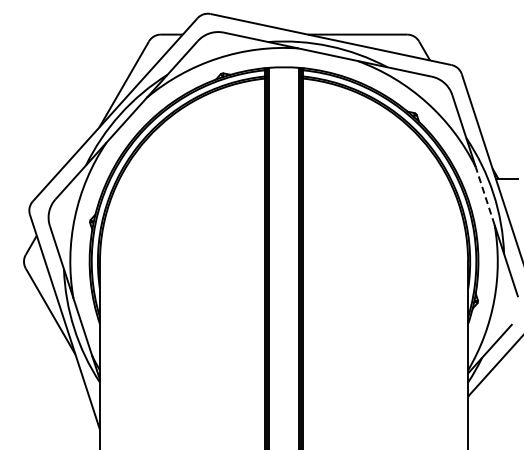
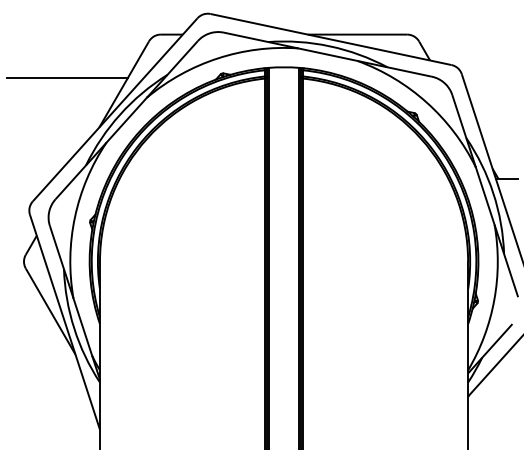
line: none -> present (67, 77)
line: dashed -> solid (485, 195)
